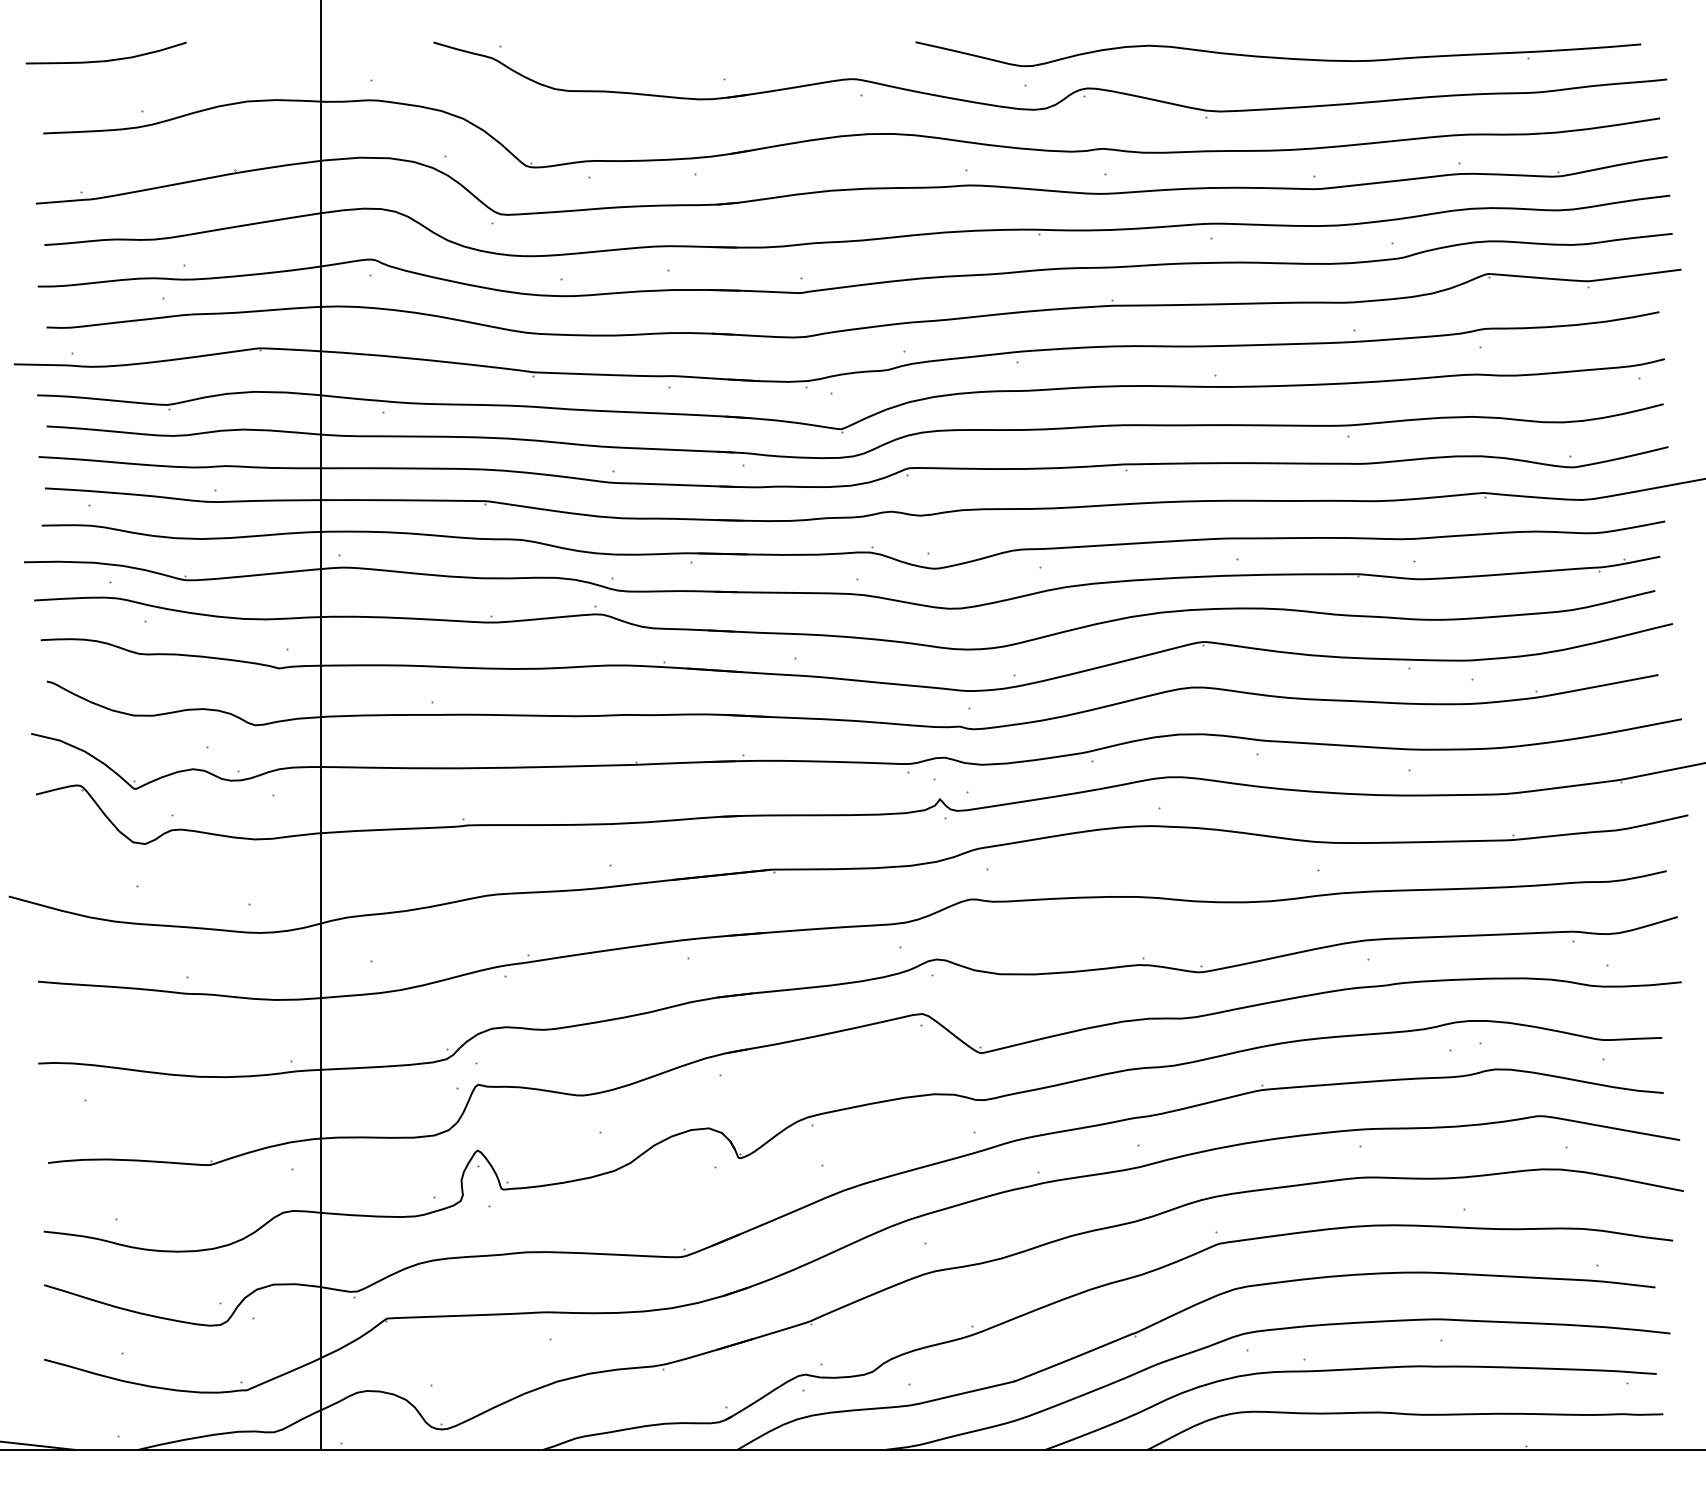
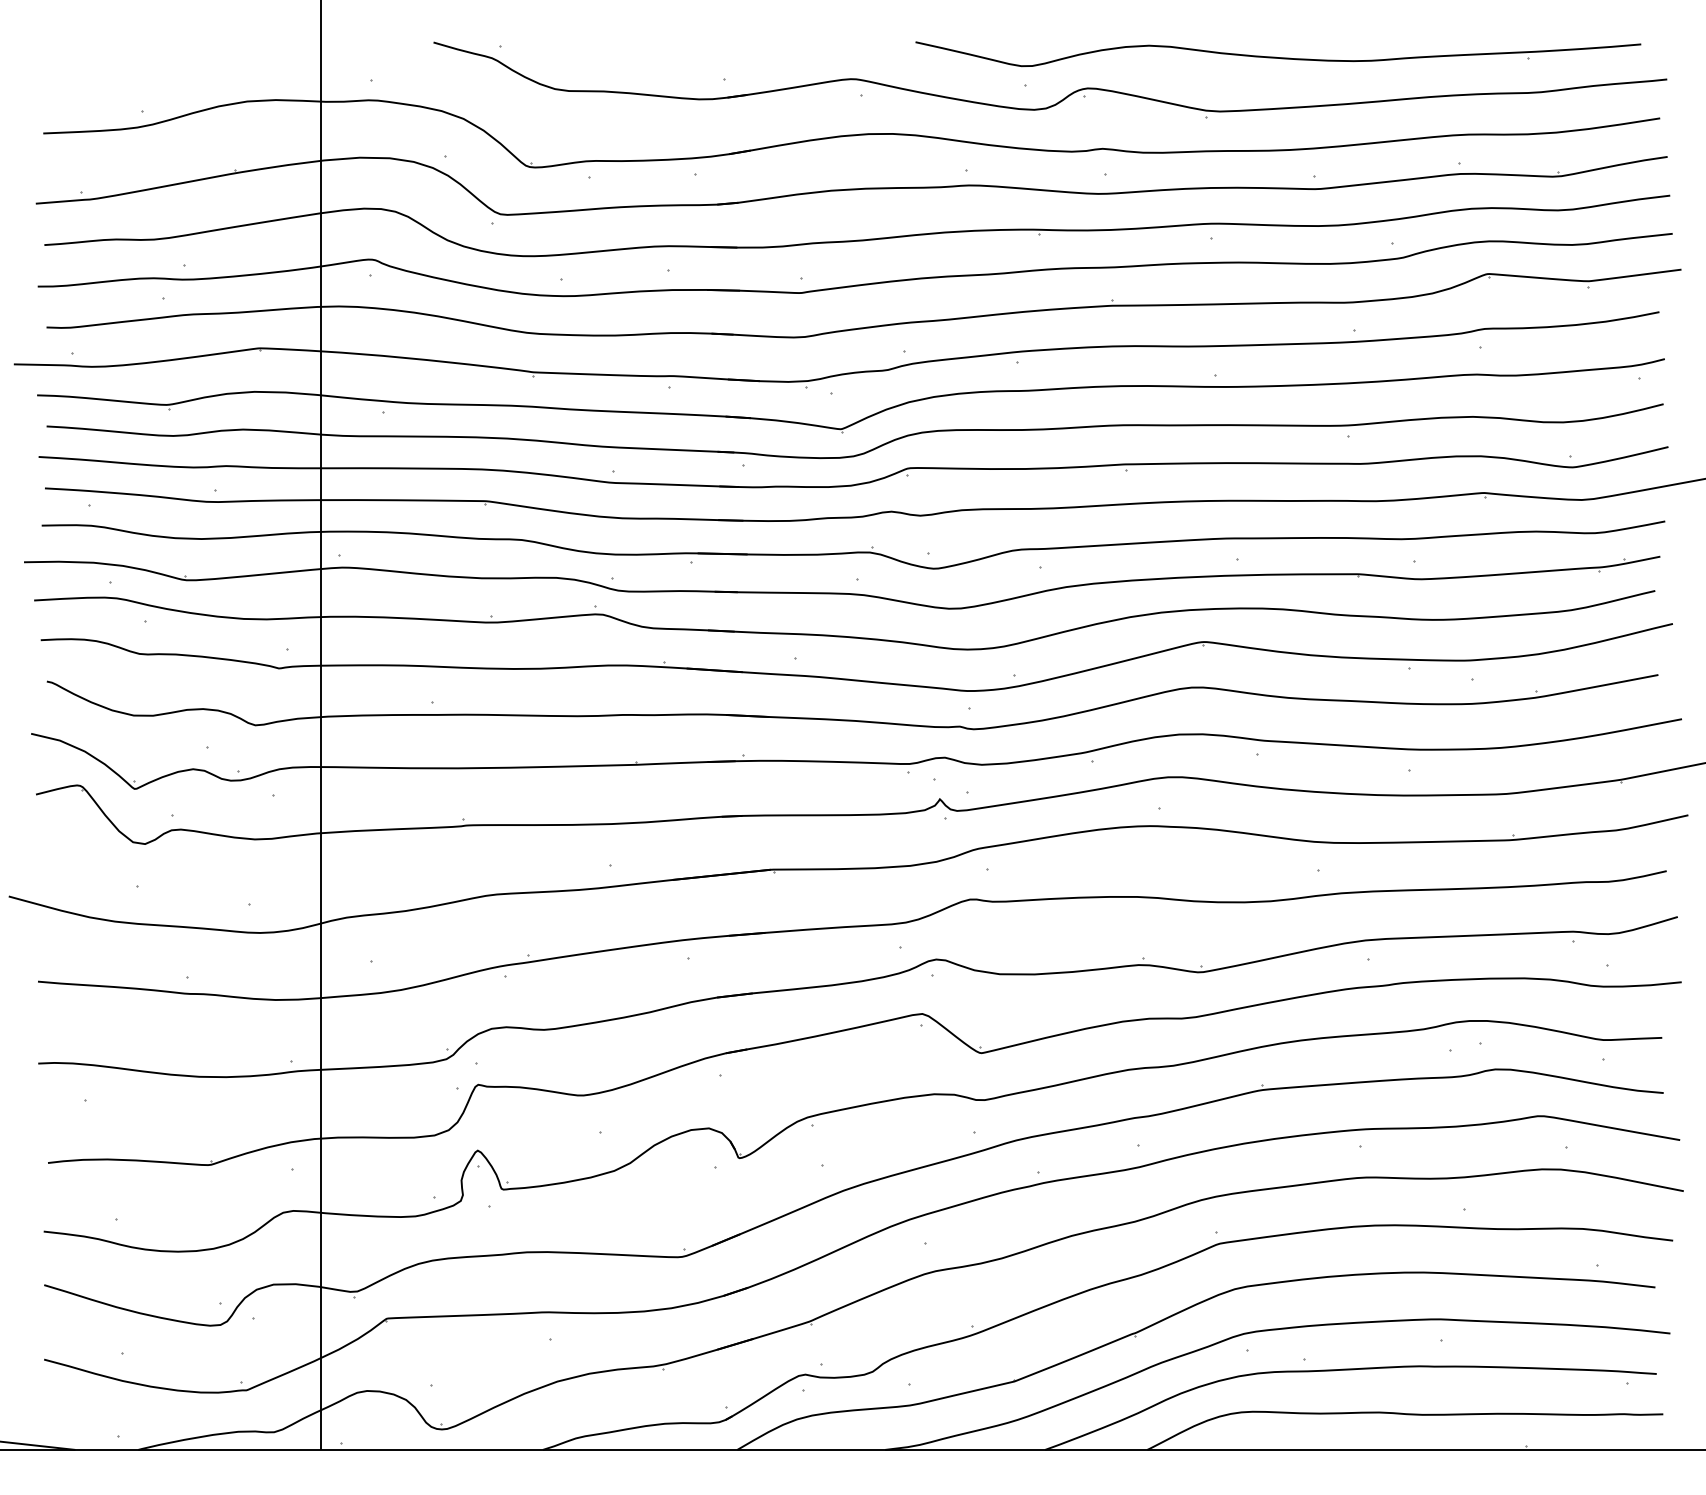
curve: present -> none (108, 59)
